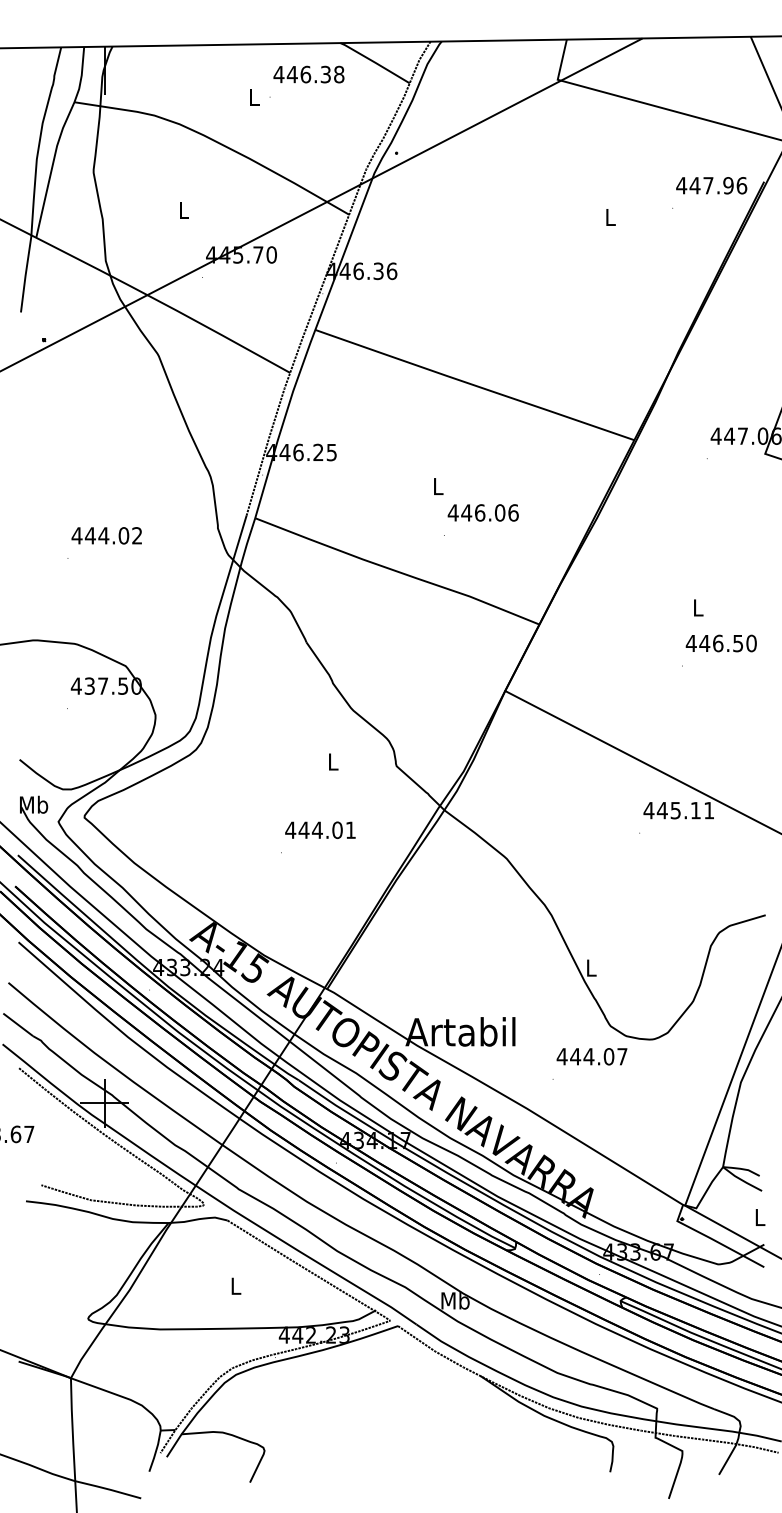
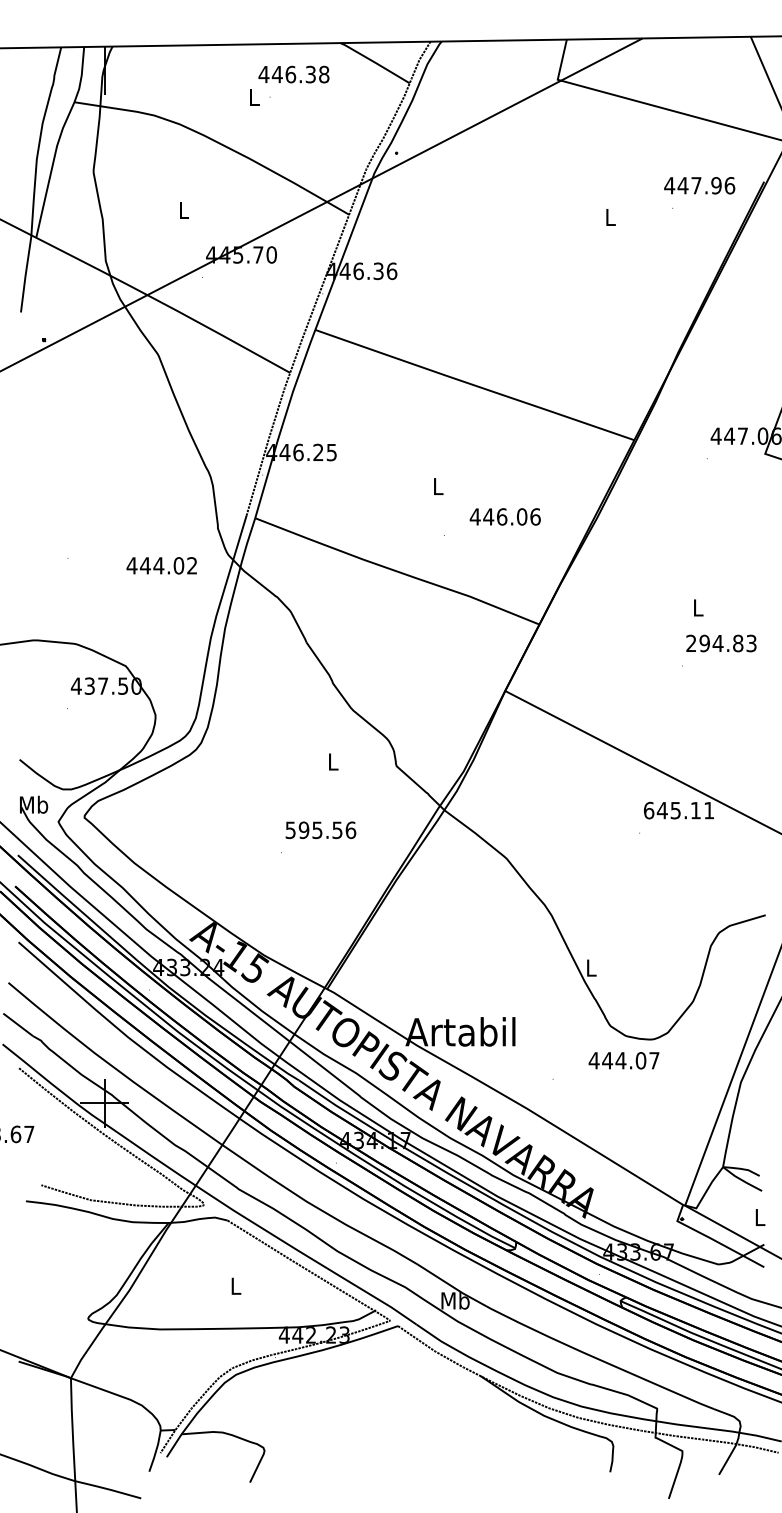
text position: (308, 74) -> (293, 74) (293, 74)
text position: (711, 185) -> (699, 185) (699, 185)
text position: (482, 512) -> (504, 516) (504, 516)
text position: (106, 535) -> (161, 565) (161, 565)
text: 446.50 -> 294.83 (720, 643)
text: 445.11 -> 645.11 (648, 810)
text: 444.01 -> 595.56 (320, 830)
text position: (591, 1056) -> (623, 1060) (623, 1060)
